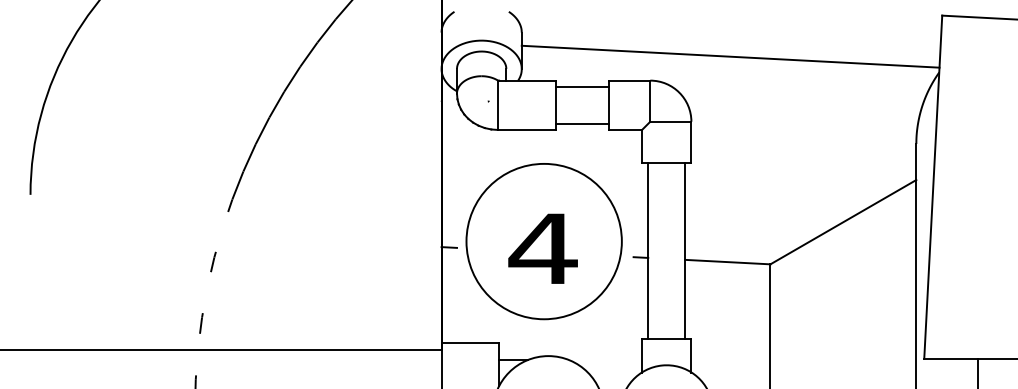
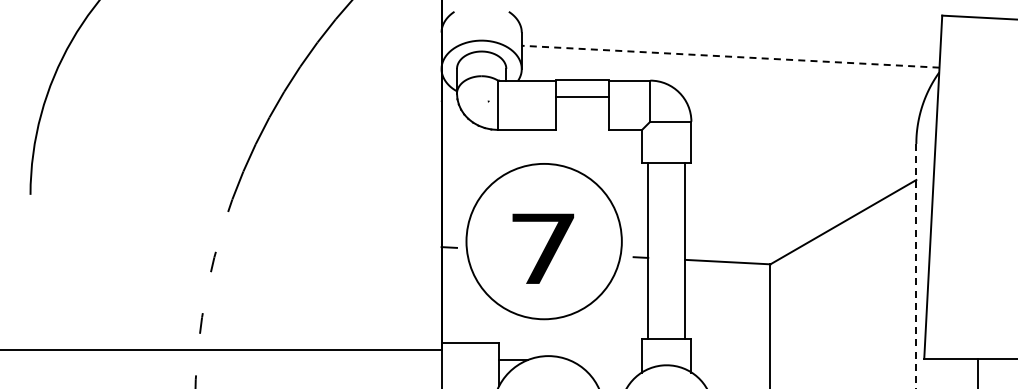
line: solid -> dashed (730, 56)
line position: (582, 86) -> (582, 79) (582, 79)
line position: (582, 123) -> (582, 96) (582, 96)
text: 4 -> 7 (542, 248)
line: solid -> dashed (916, 266)
